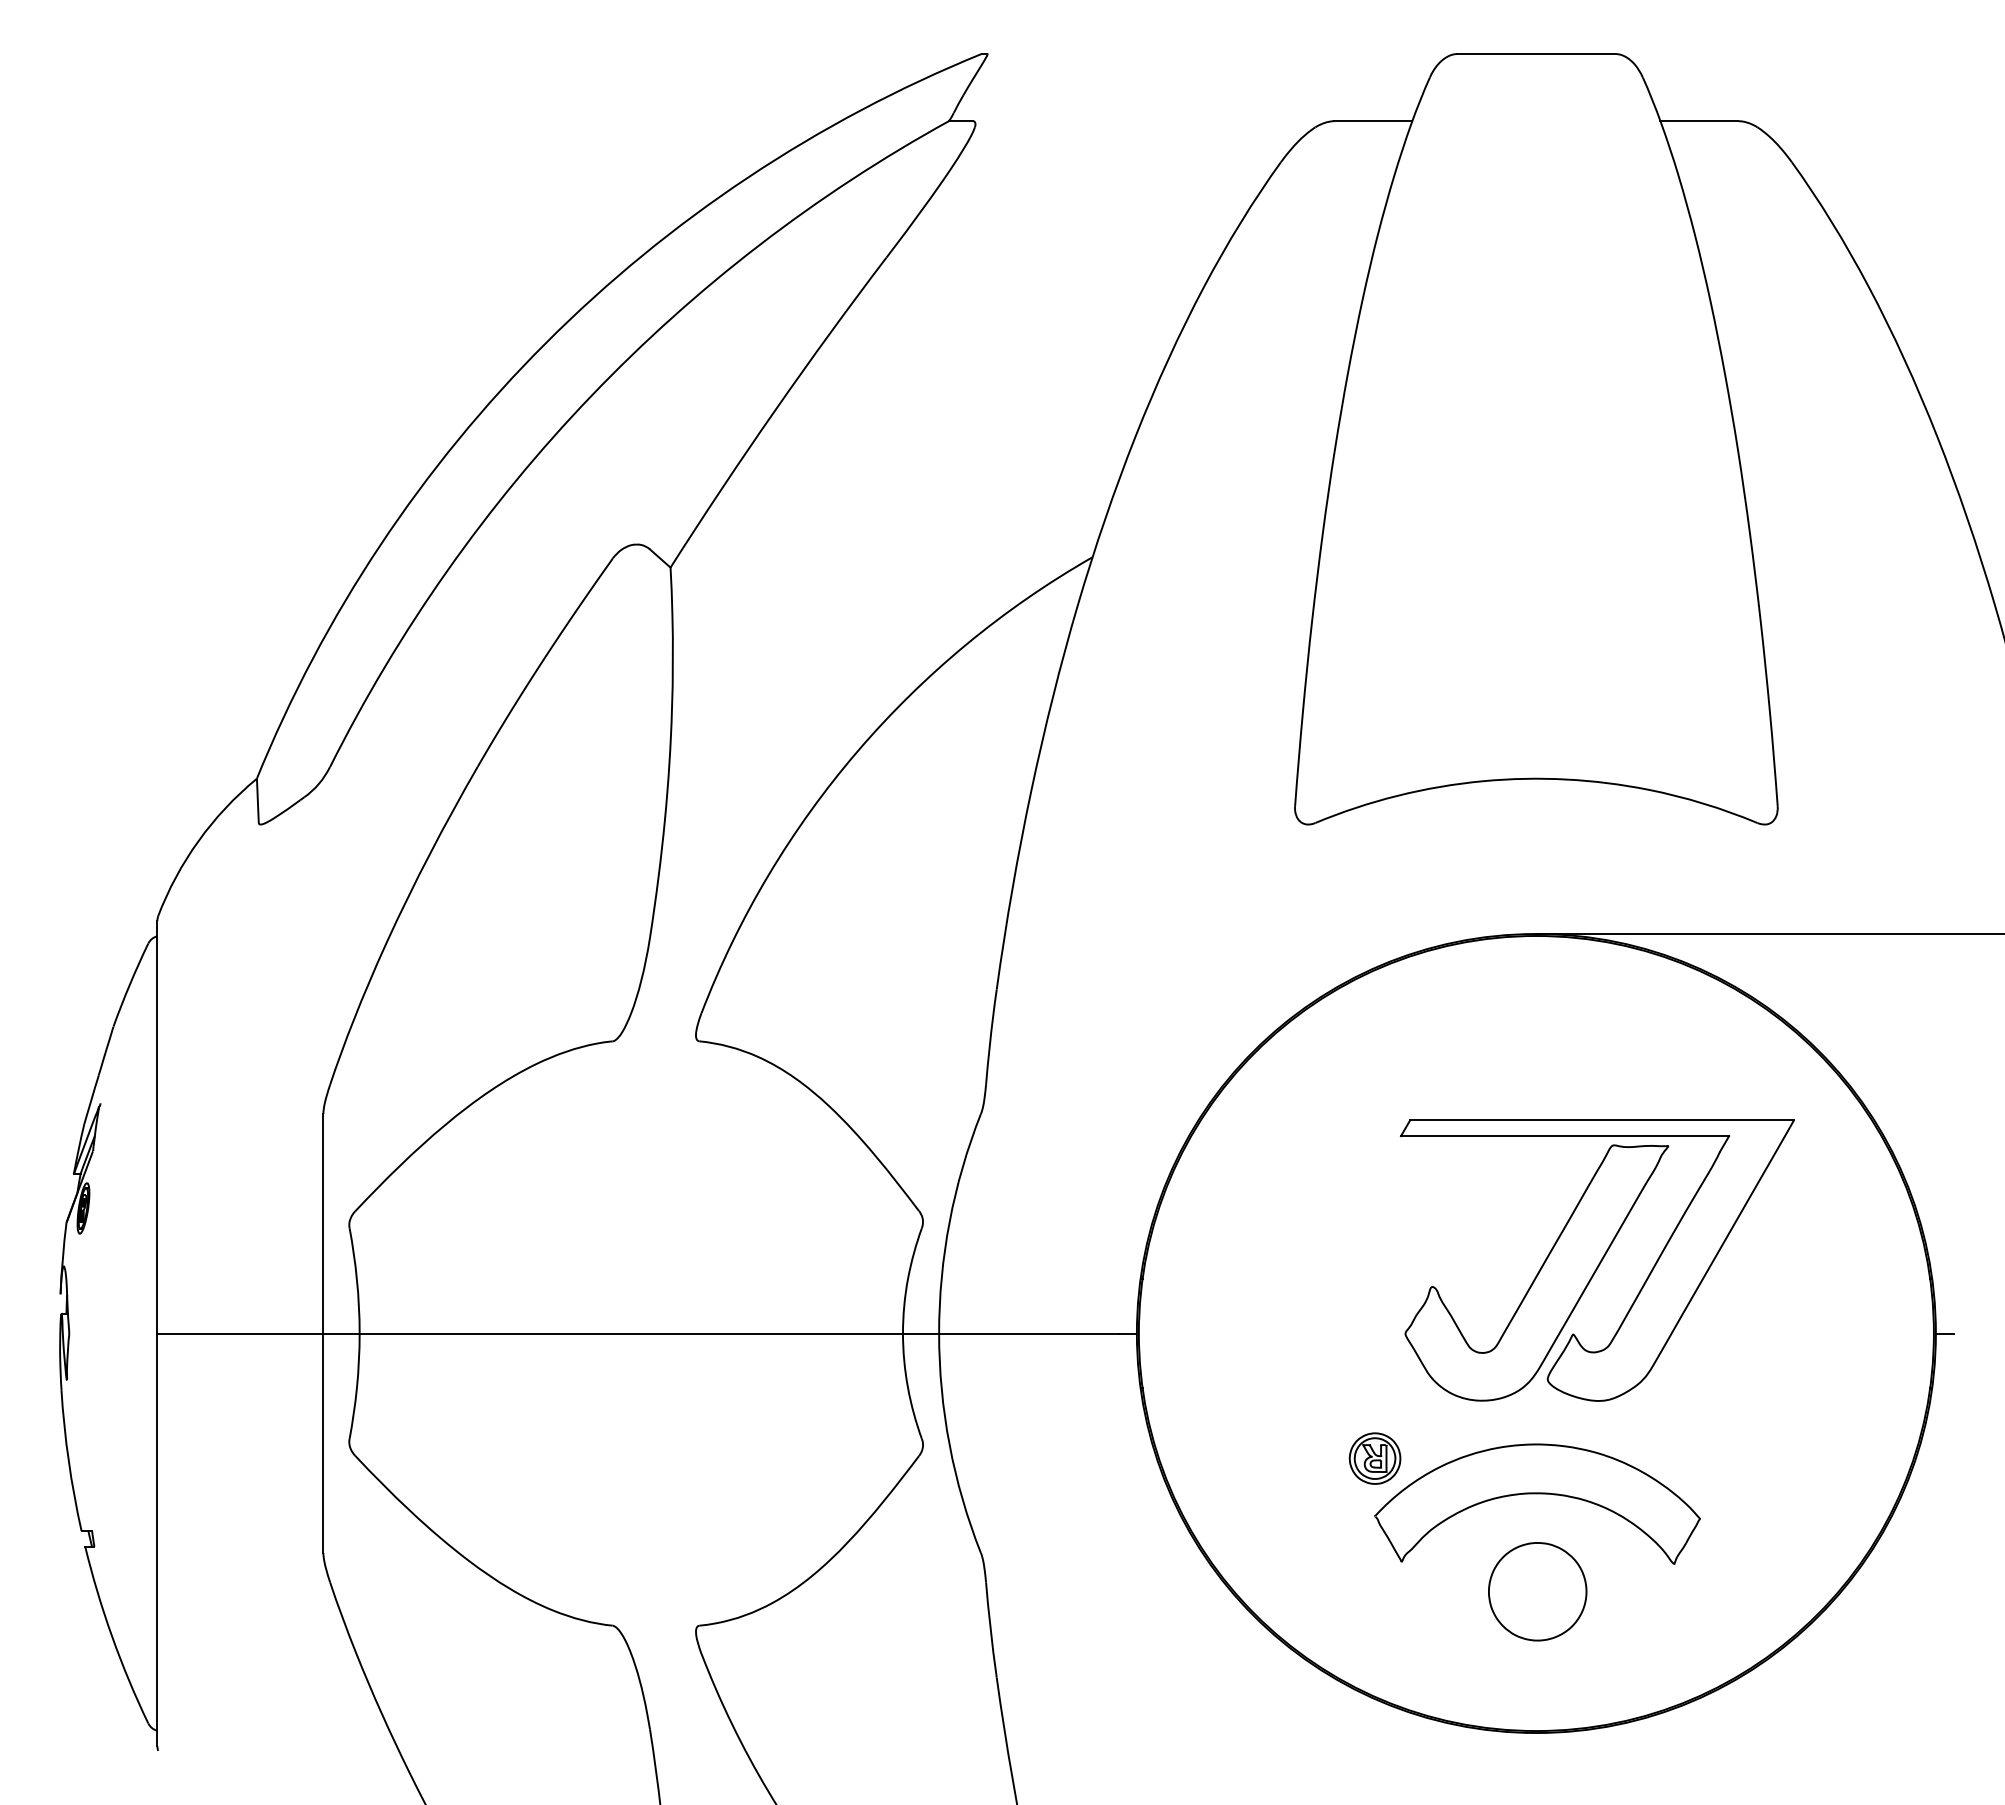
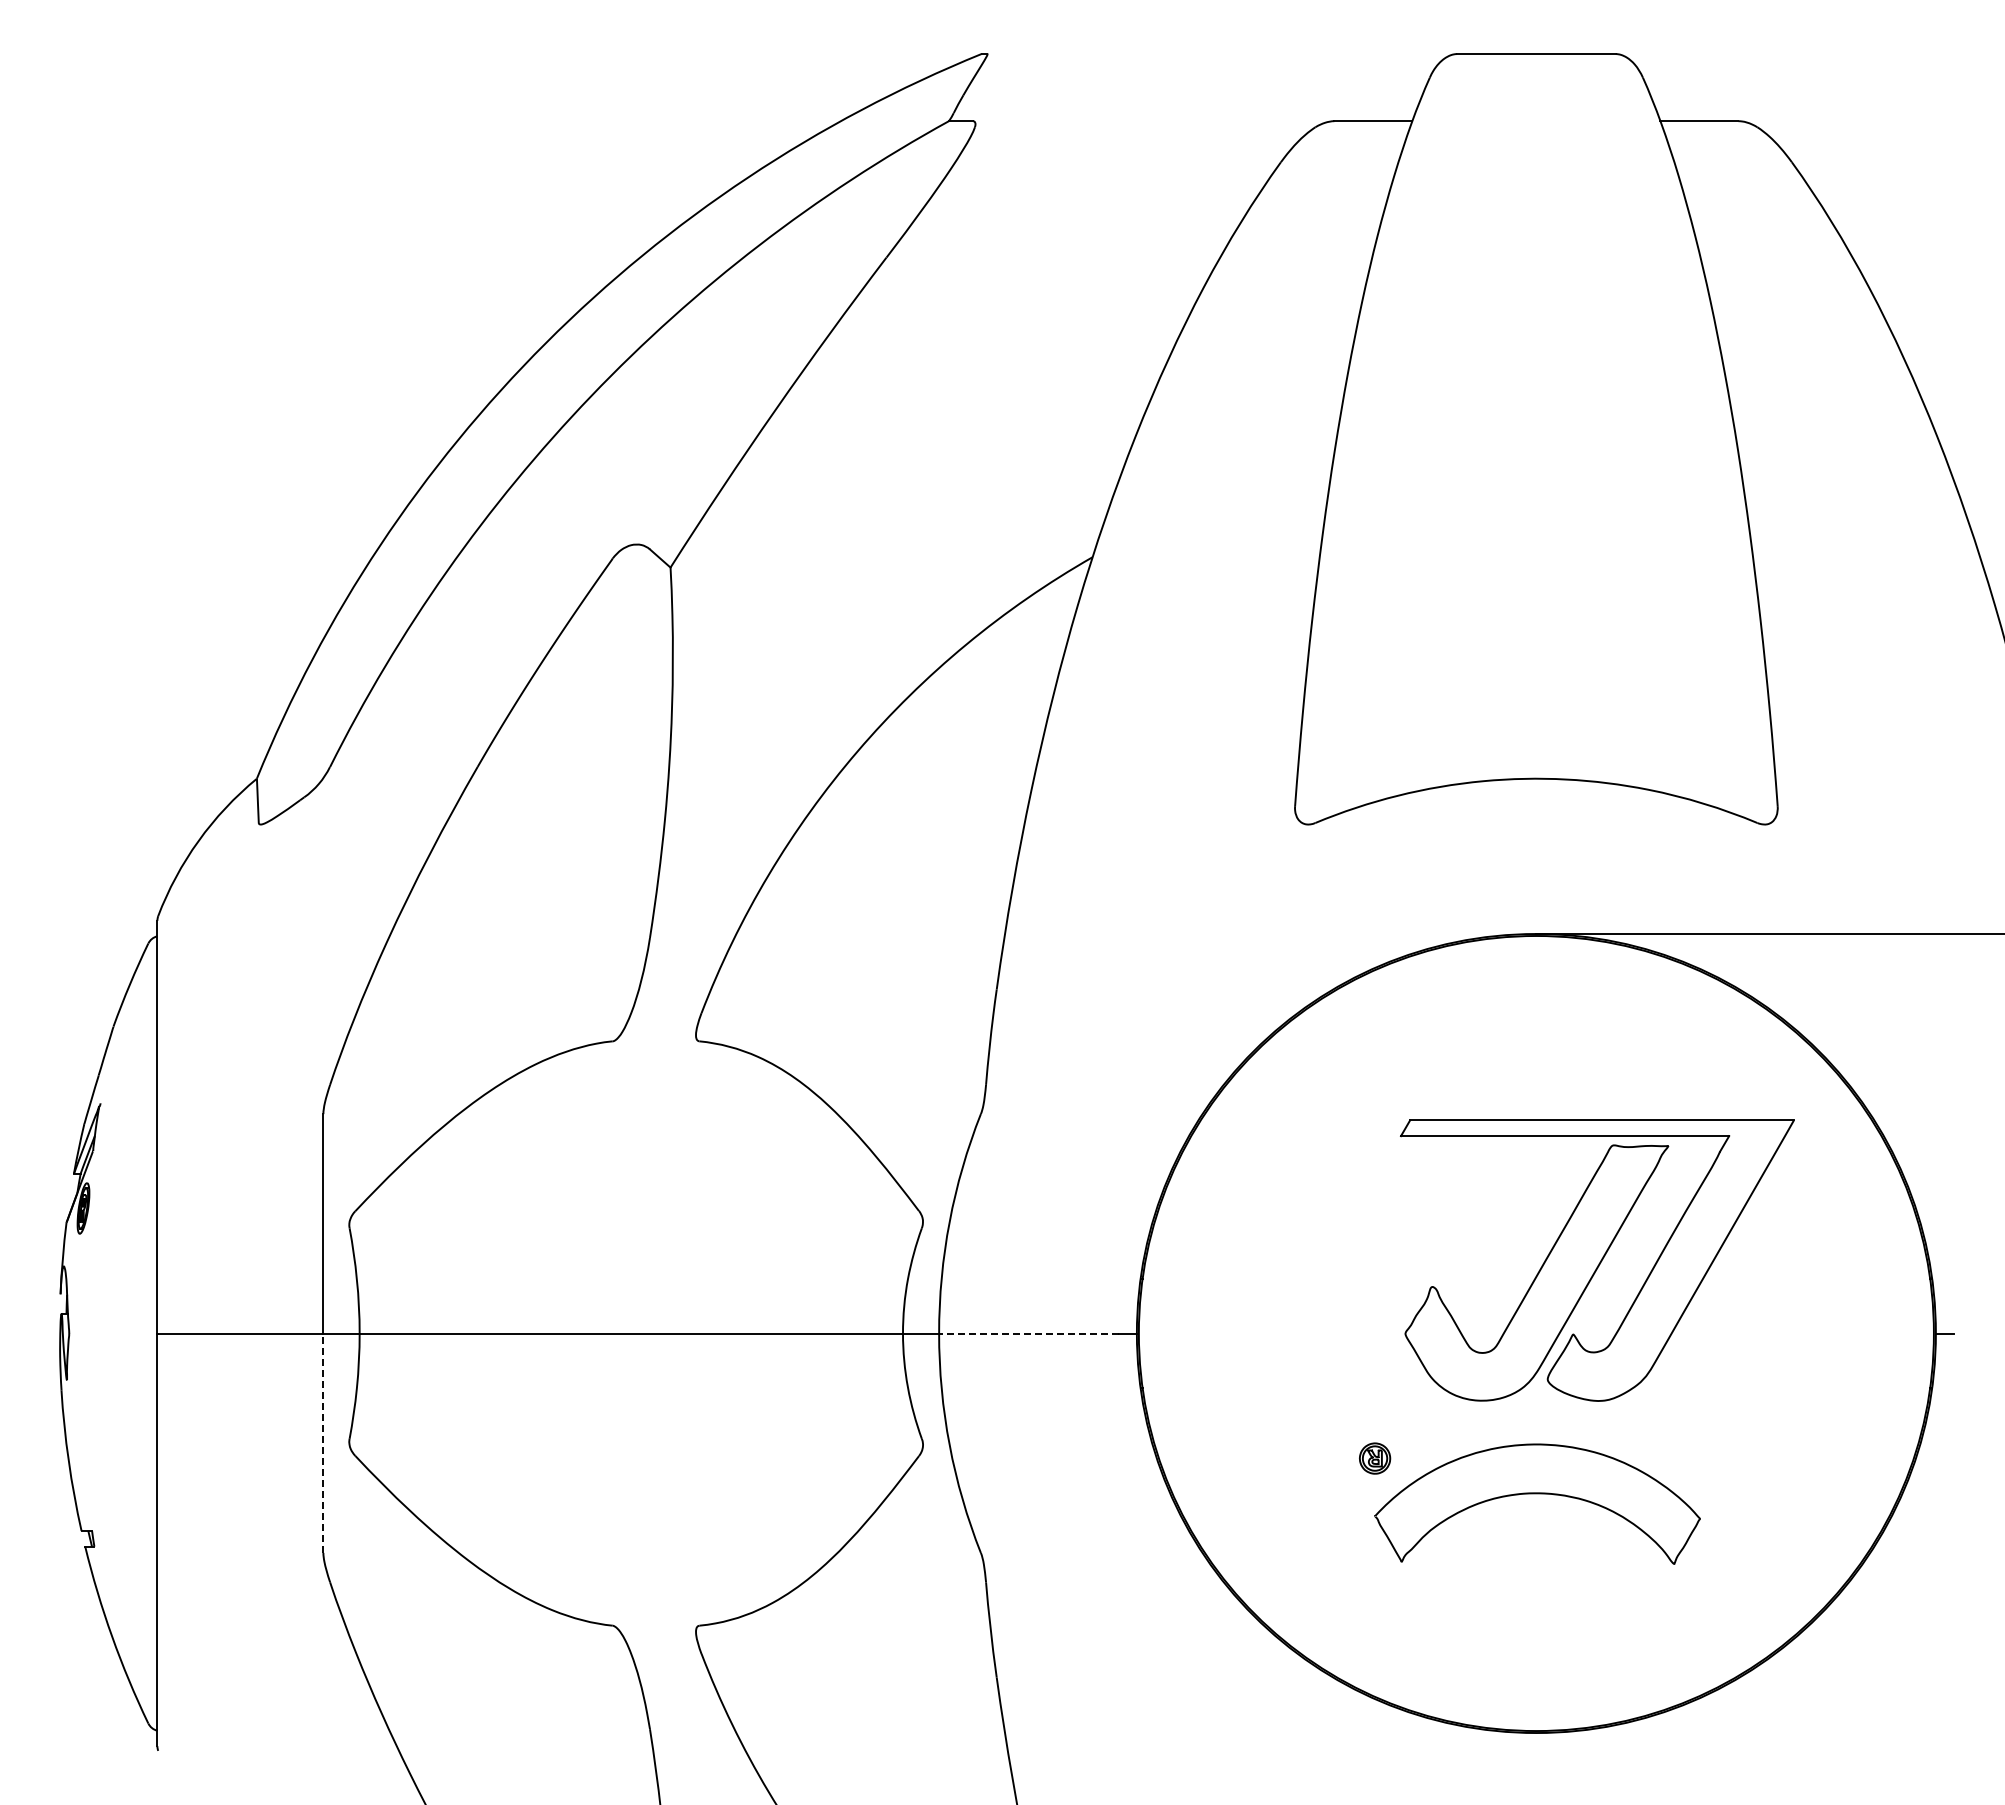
line: solid -> dashed (1029, 1333)
line: solid -> dashed (323, 1443)
part size: 54x53 px -> 33x33 px (1375, 1458)
part: present -> none (1537, 1591)
